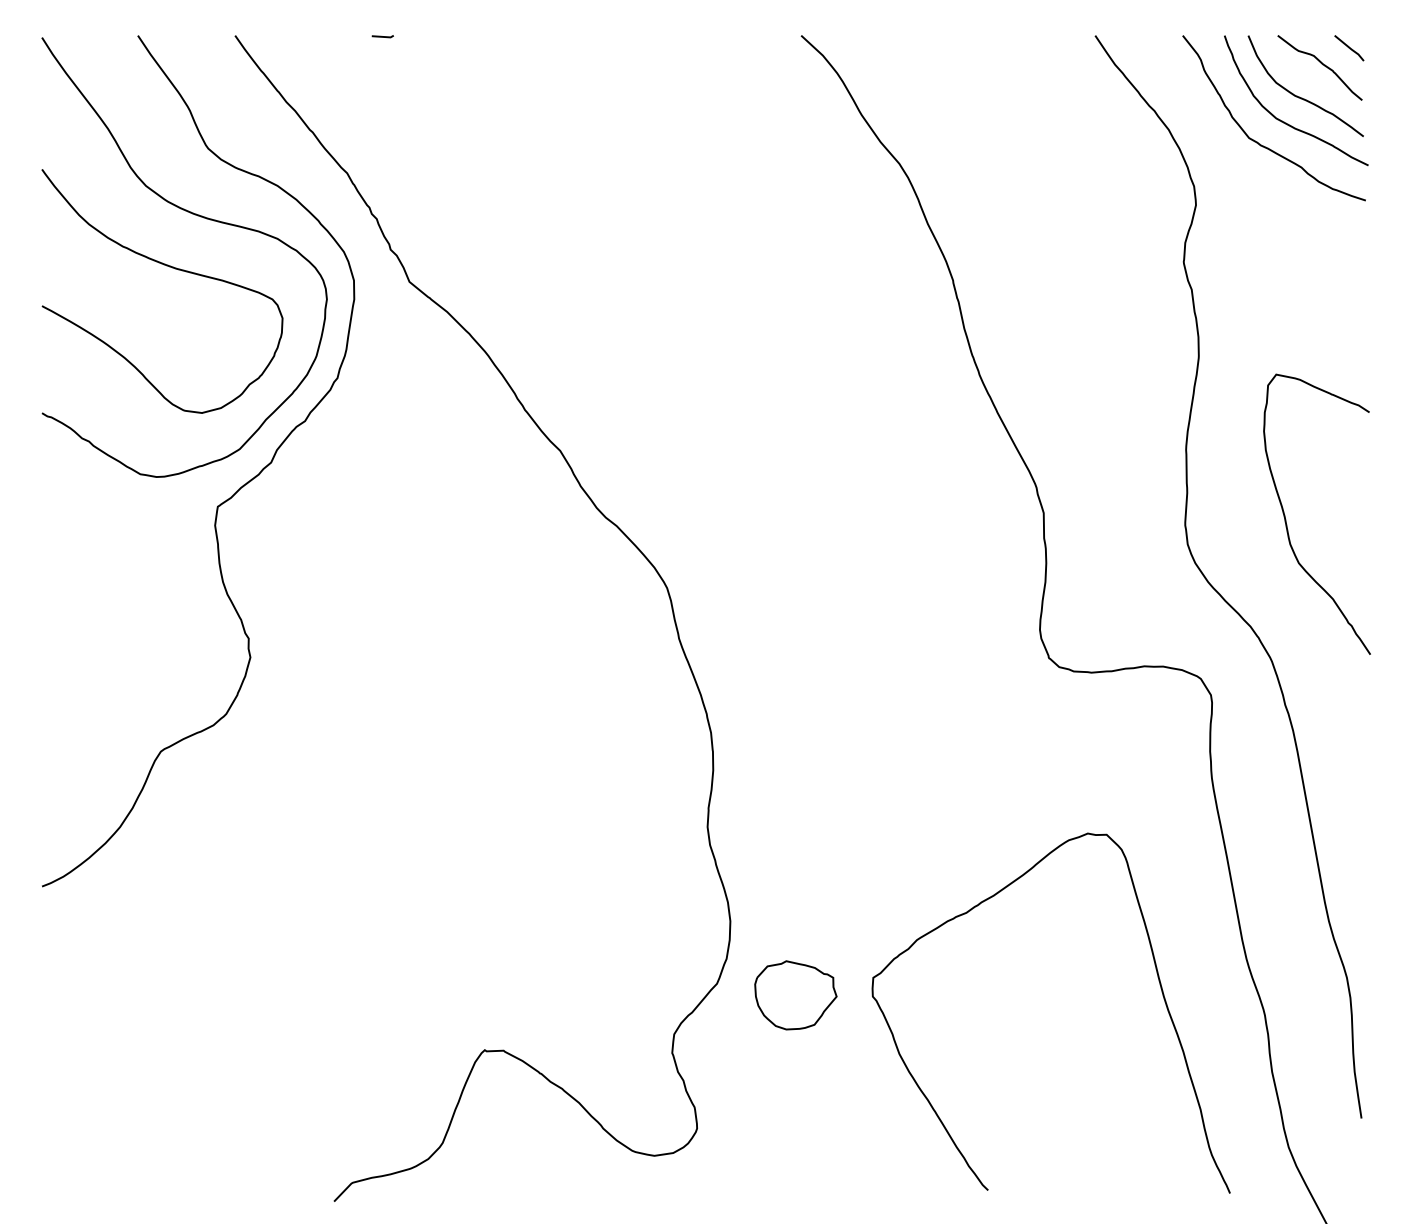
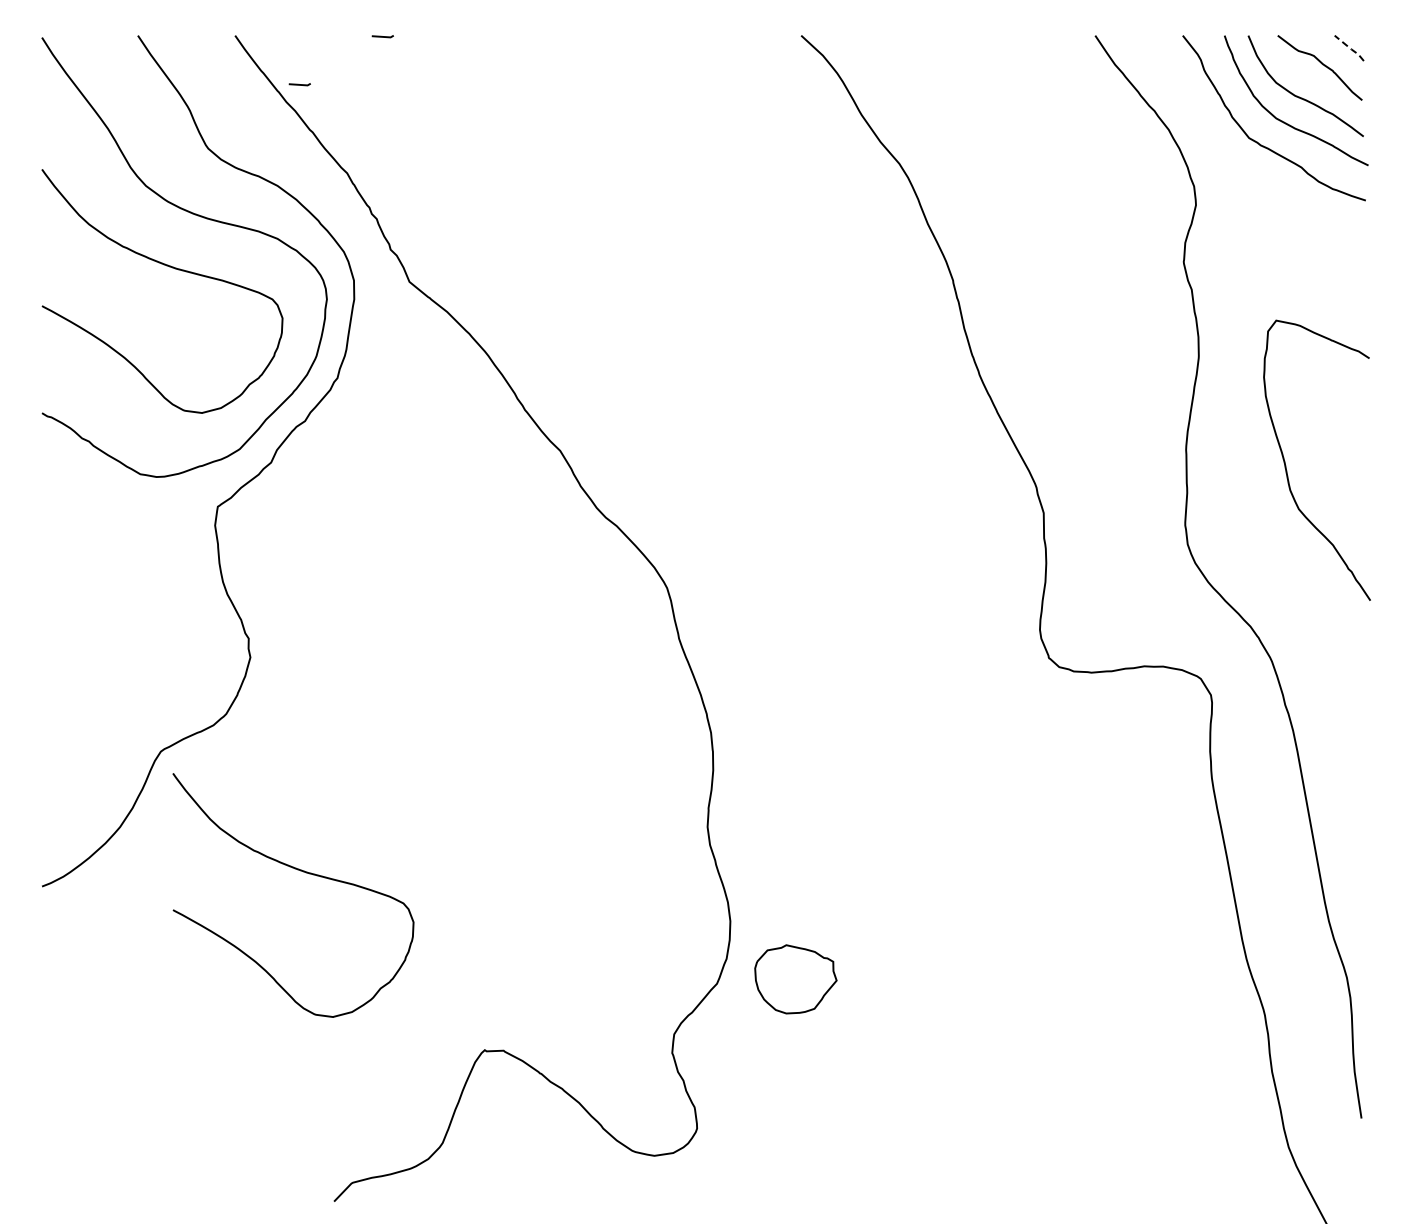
line: solid -> dashed (1350, 48)
line: none -> present (299, 84)
curve position: (1286, 519) -> (1286, 465) (1286, 465)
curve: none -> present (300, 871)
curve: present -> none (1158, 981)
part position: (795, 995) -> (795, 979) (795, 979)
